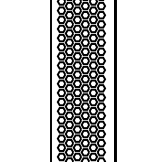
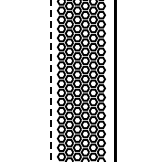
line: solid -> dashed (50, 81)
